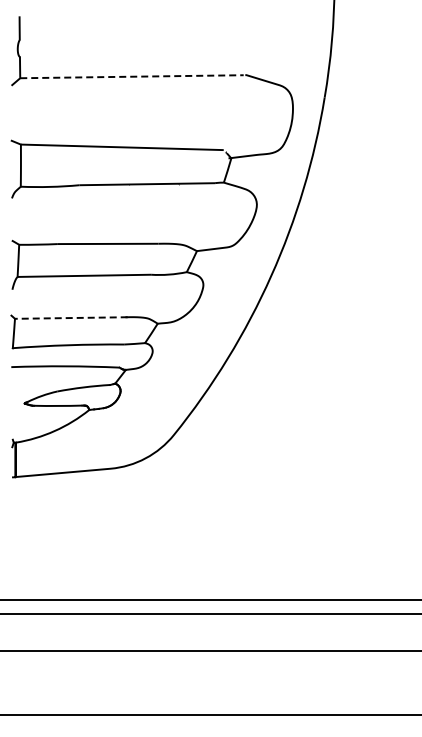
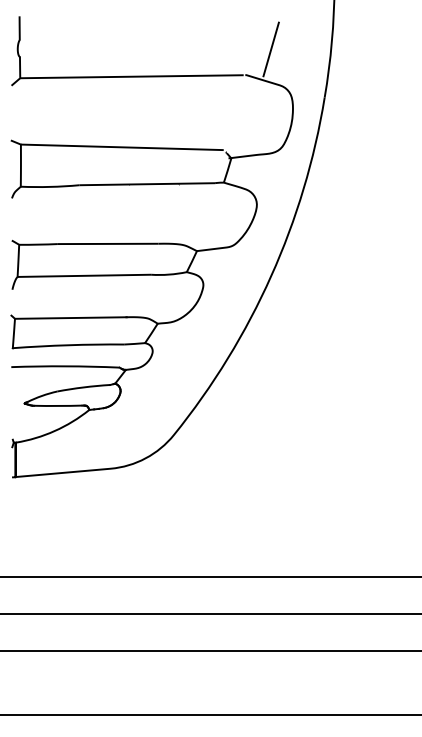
line: none -> present (270, 49)
line: dashed -> solid (131, 76)
line: dashed -> solid (70, 318)
line position: (210, 600) -> (210, 577) (210, 577)
